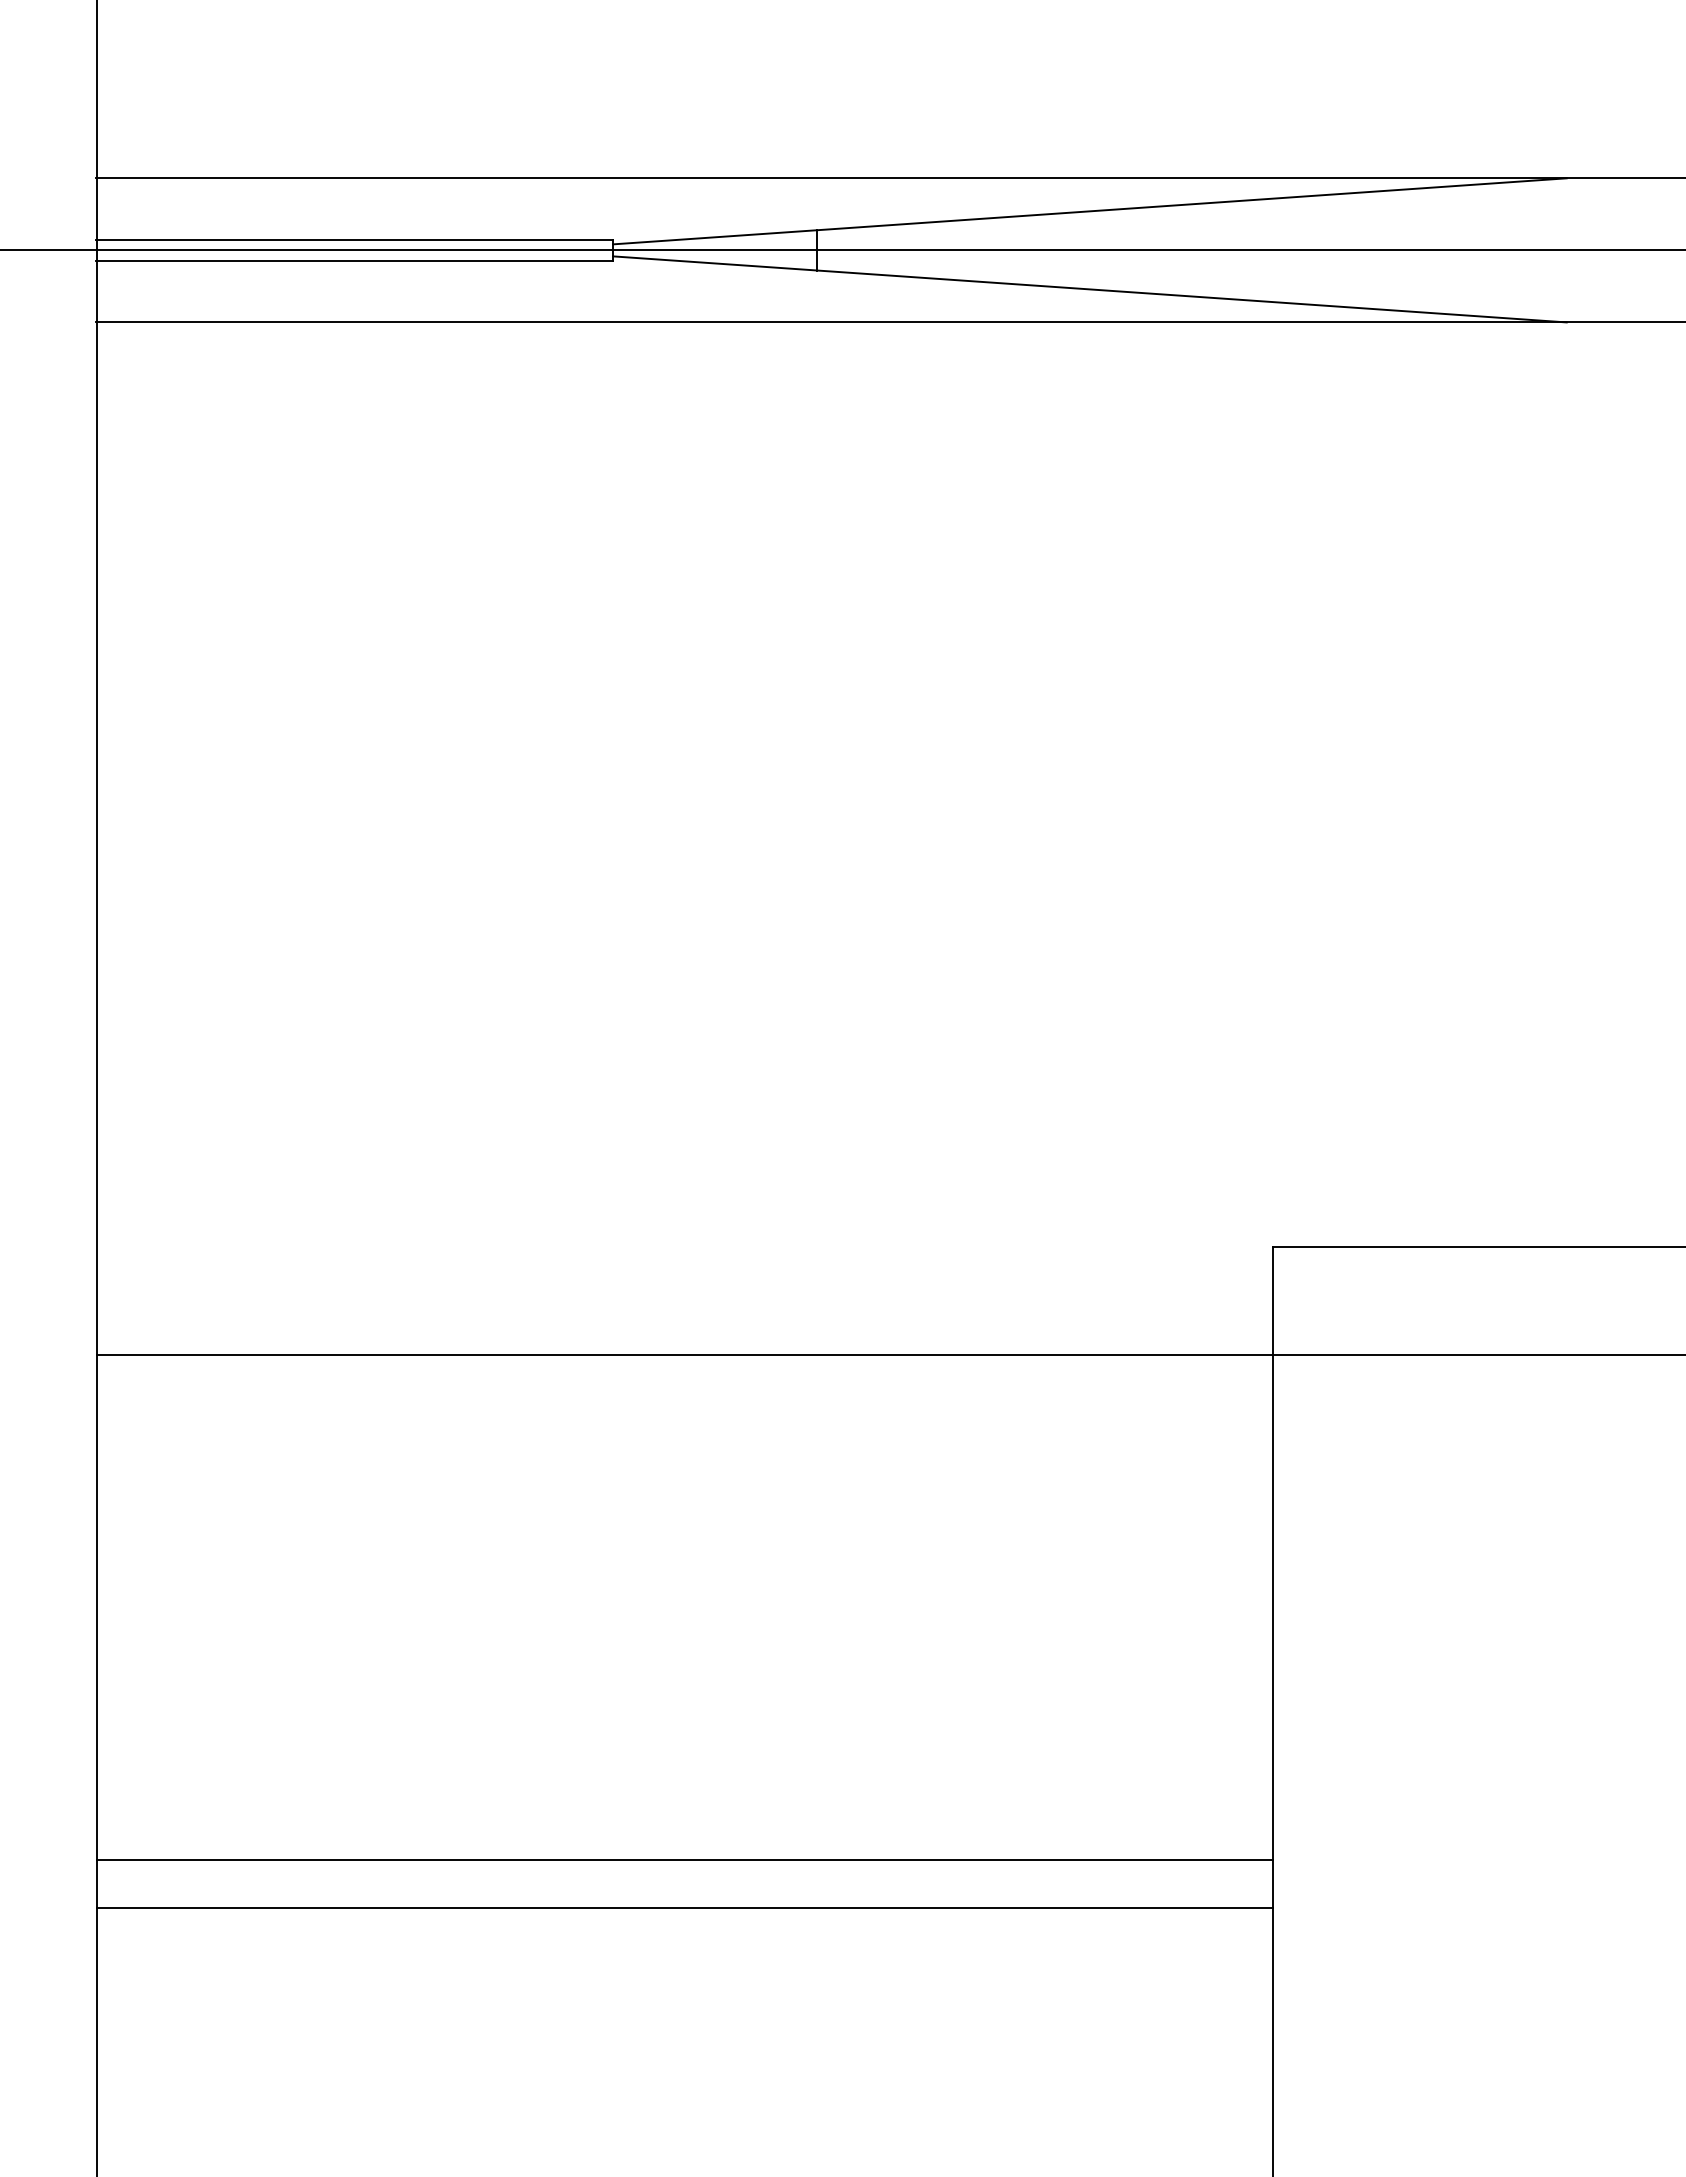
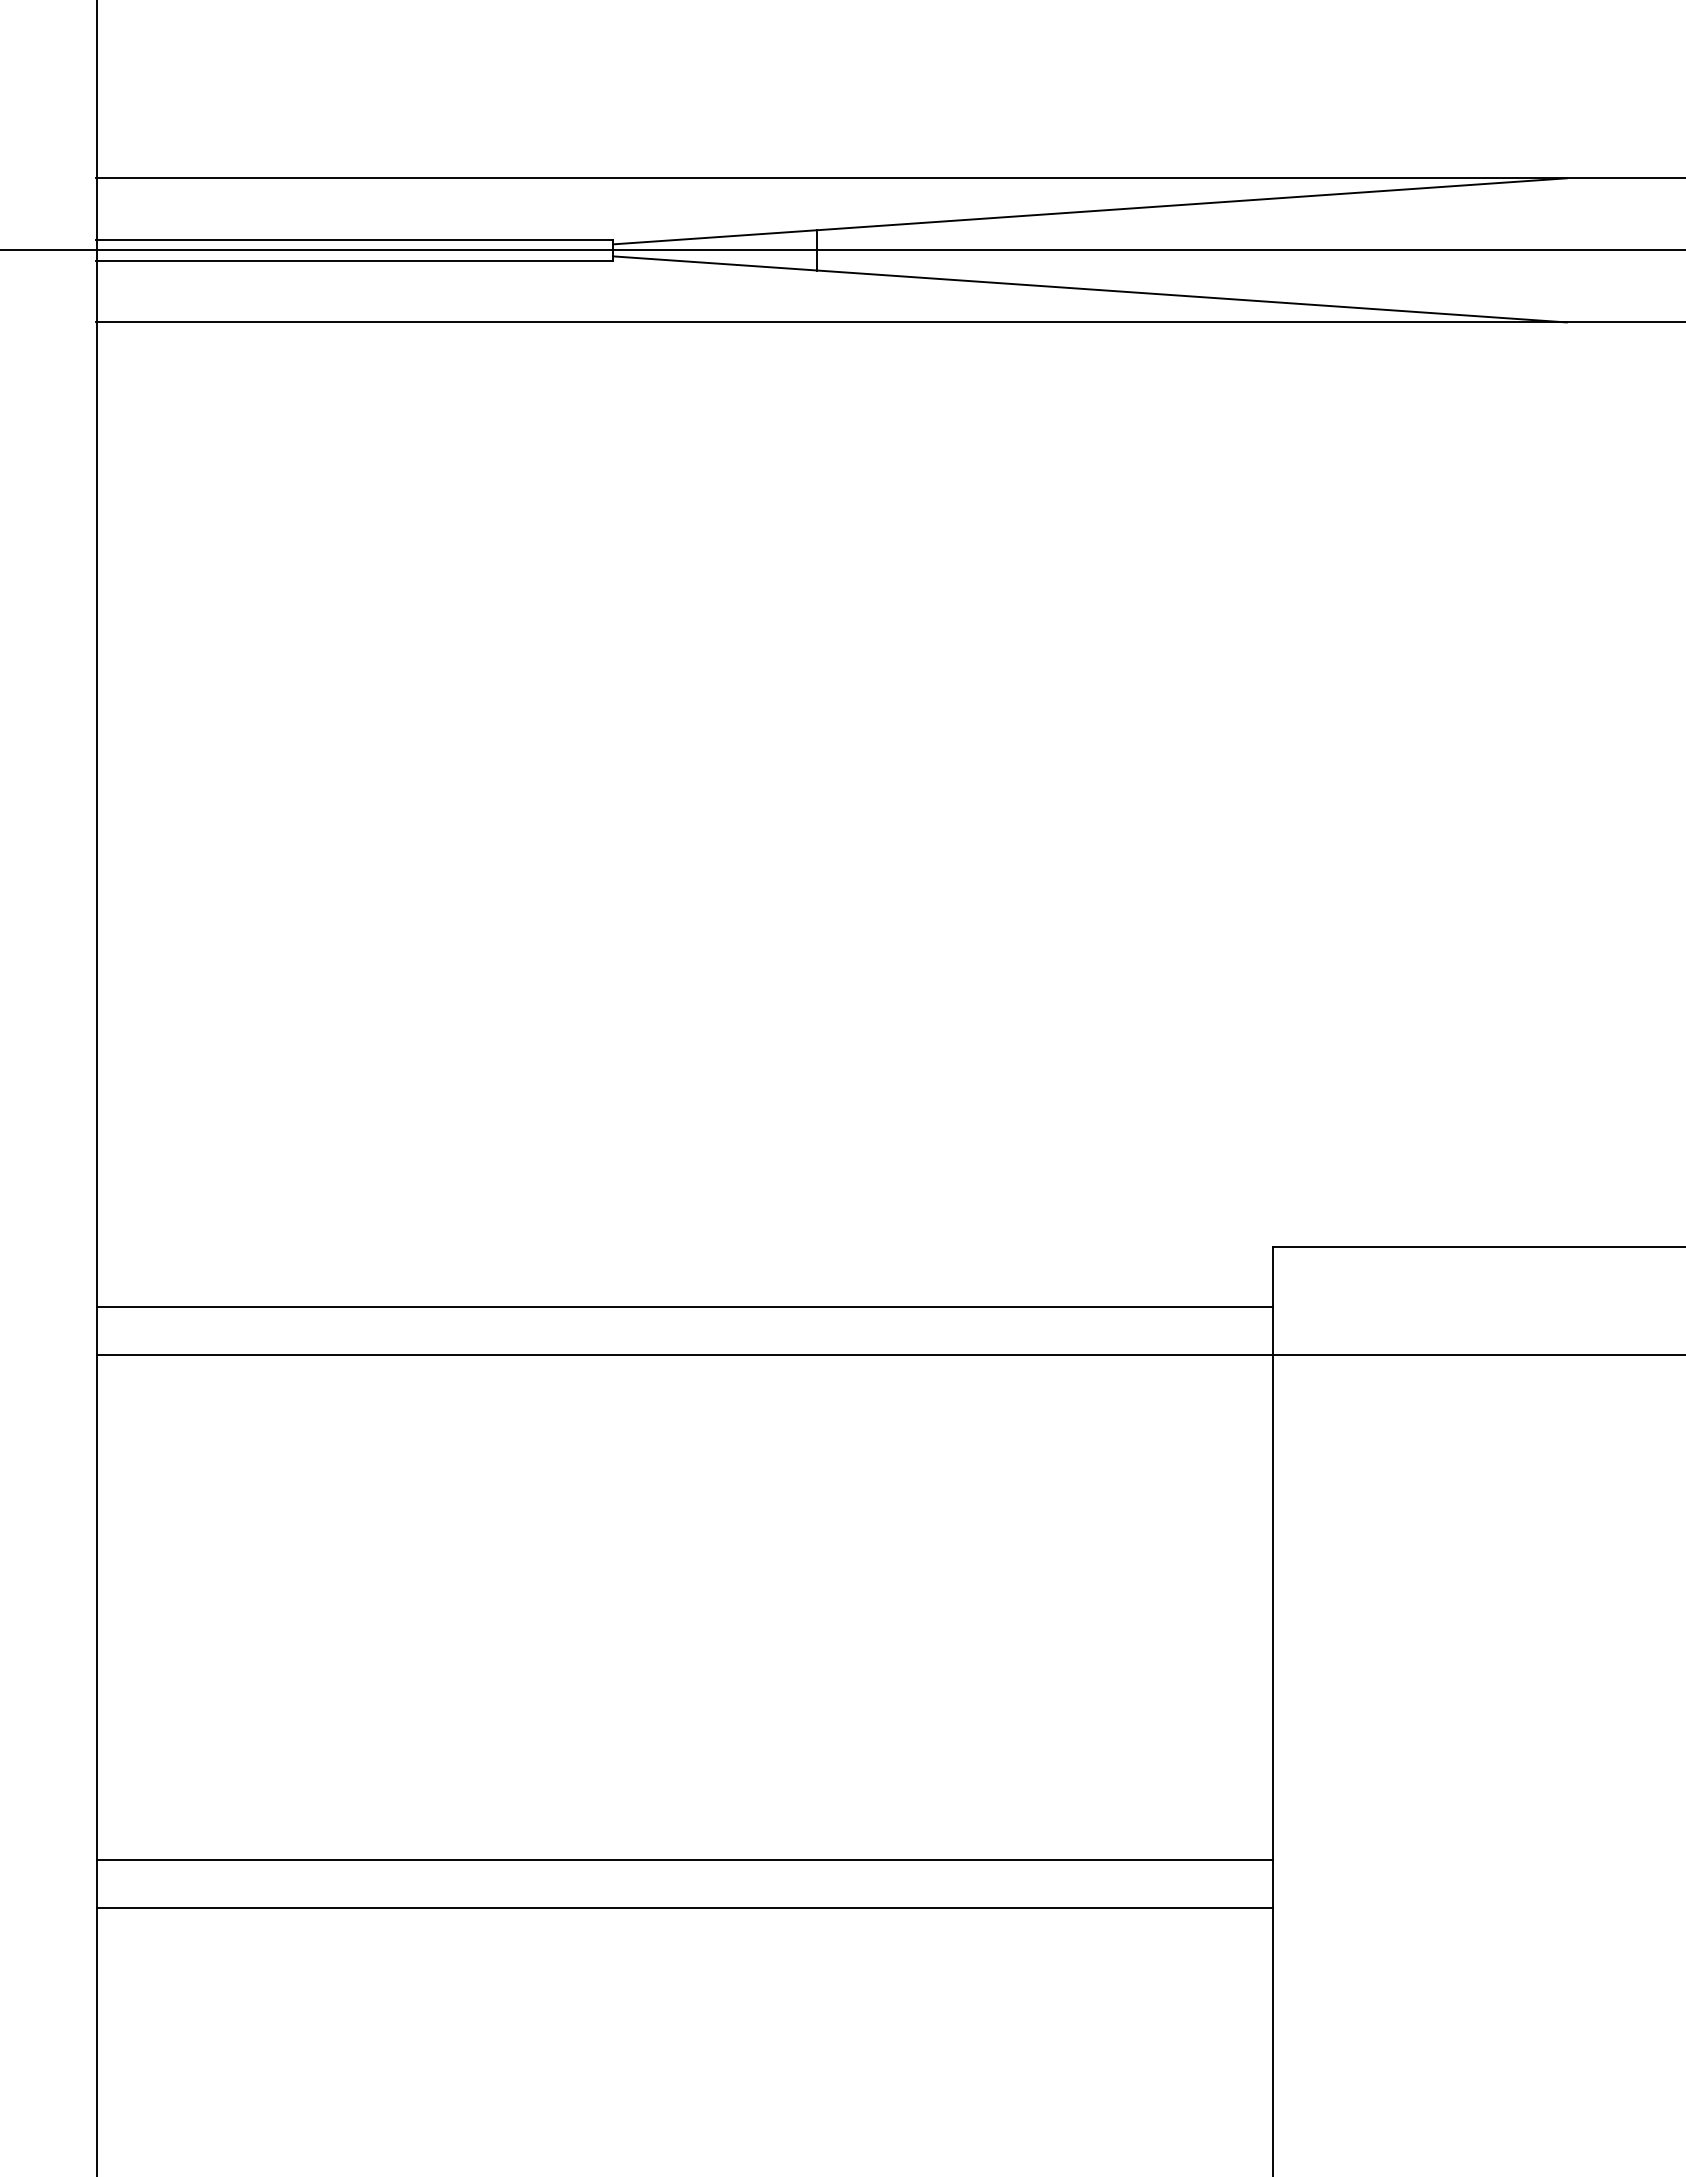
line: none -> present (684, 1307)
